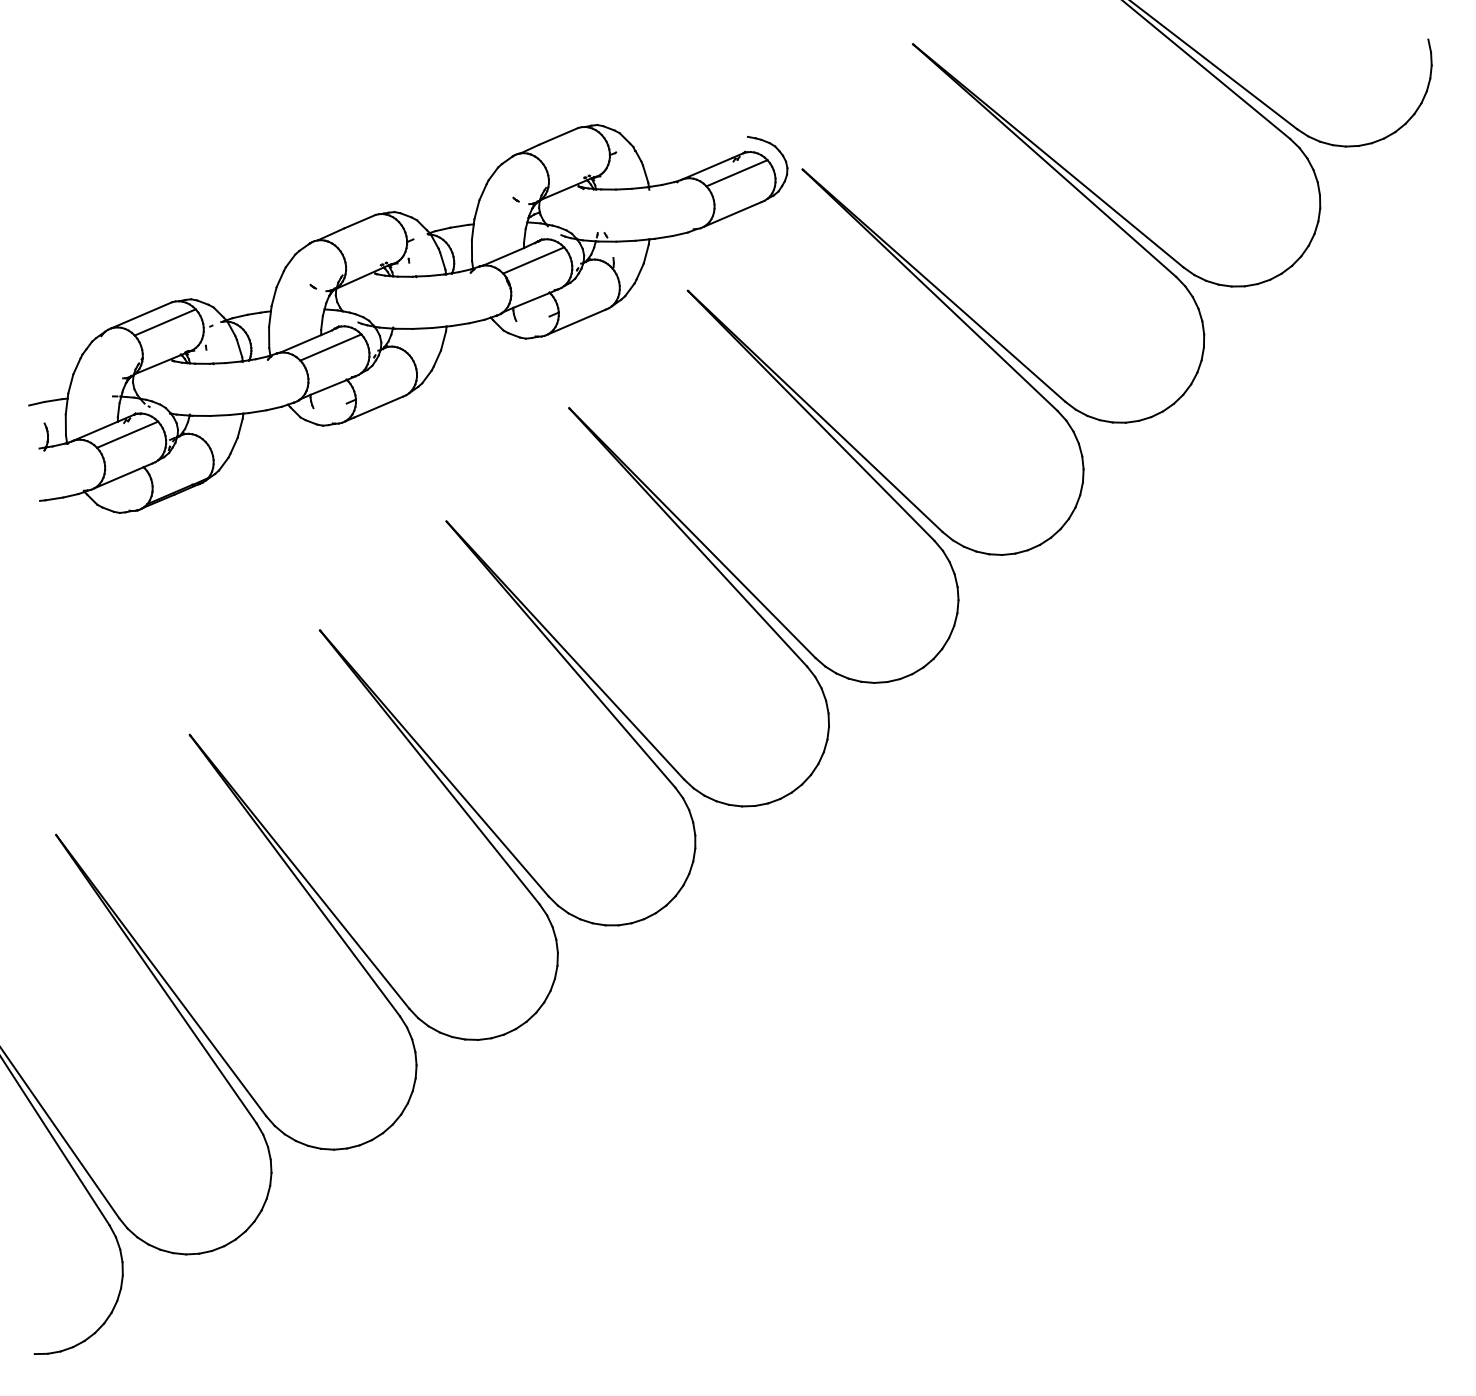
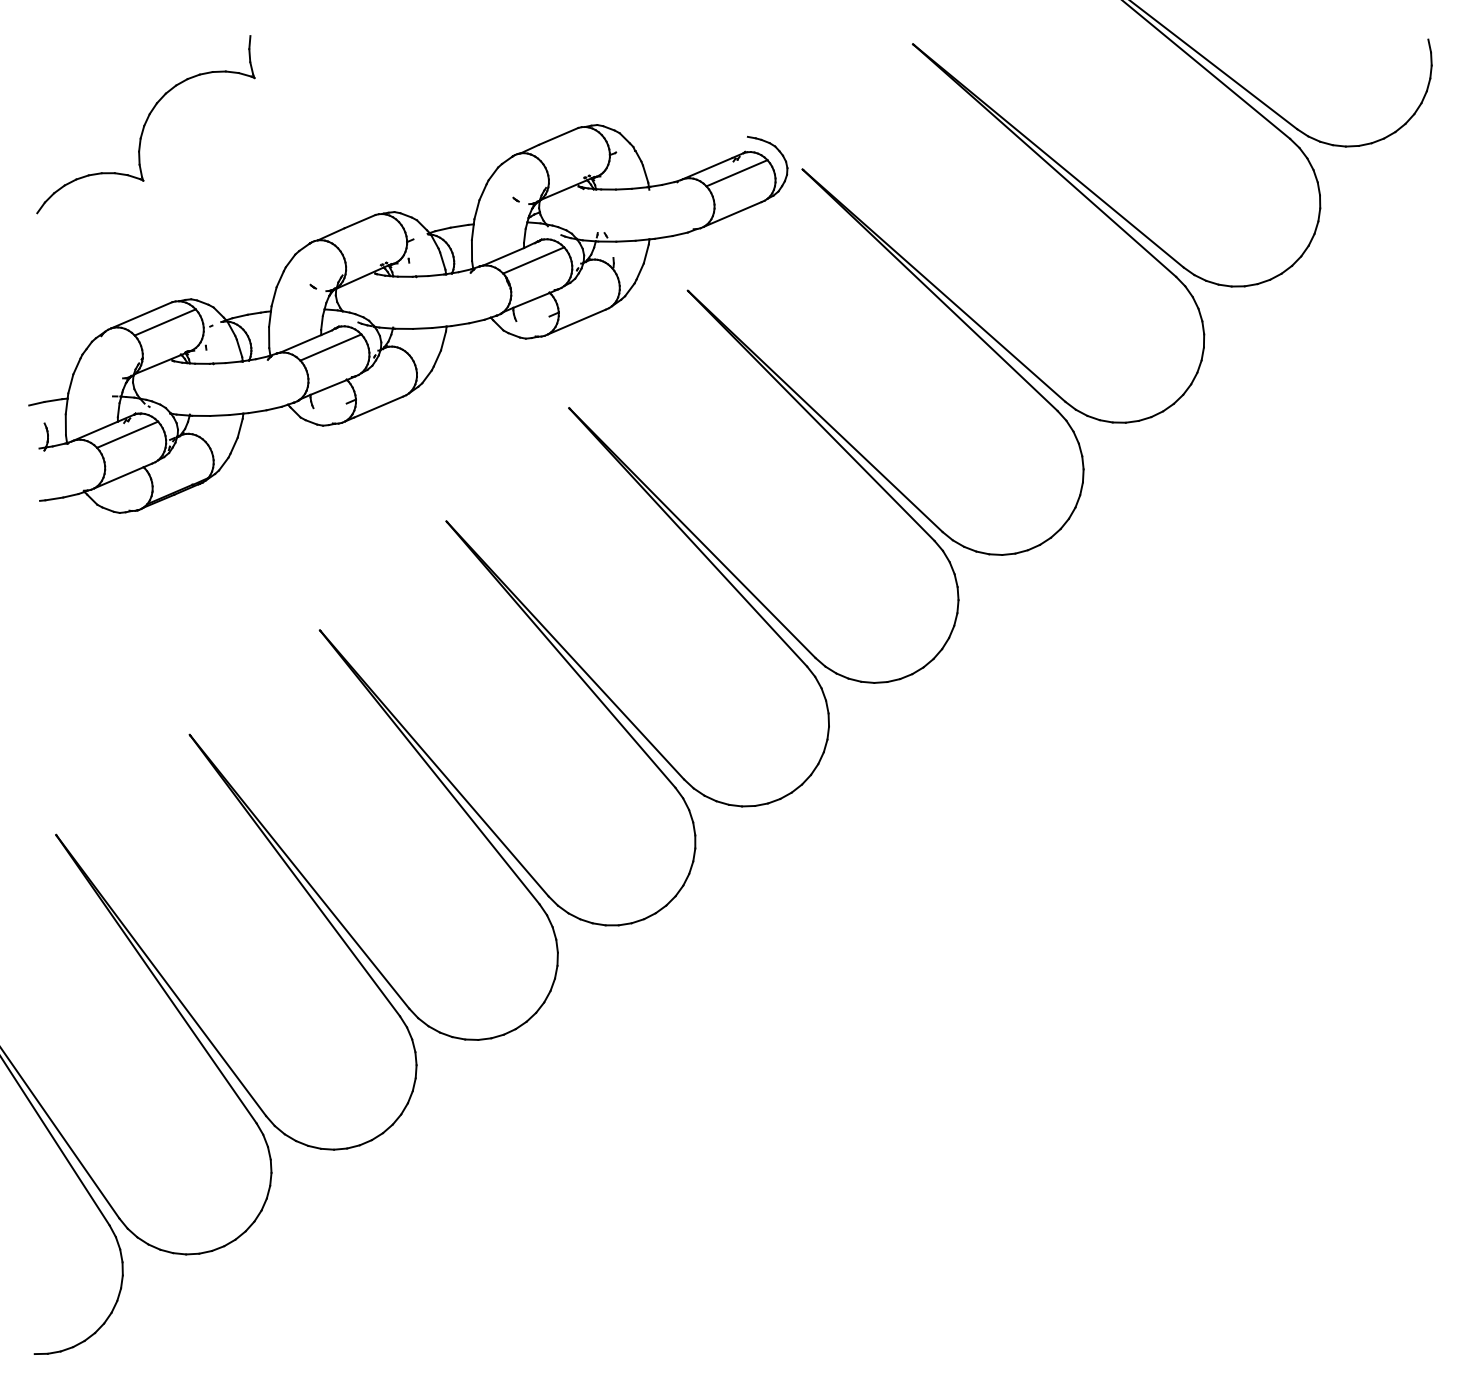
part: none -> present (145, 124)
